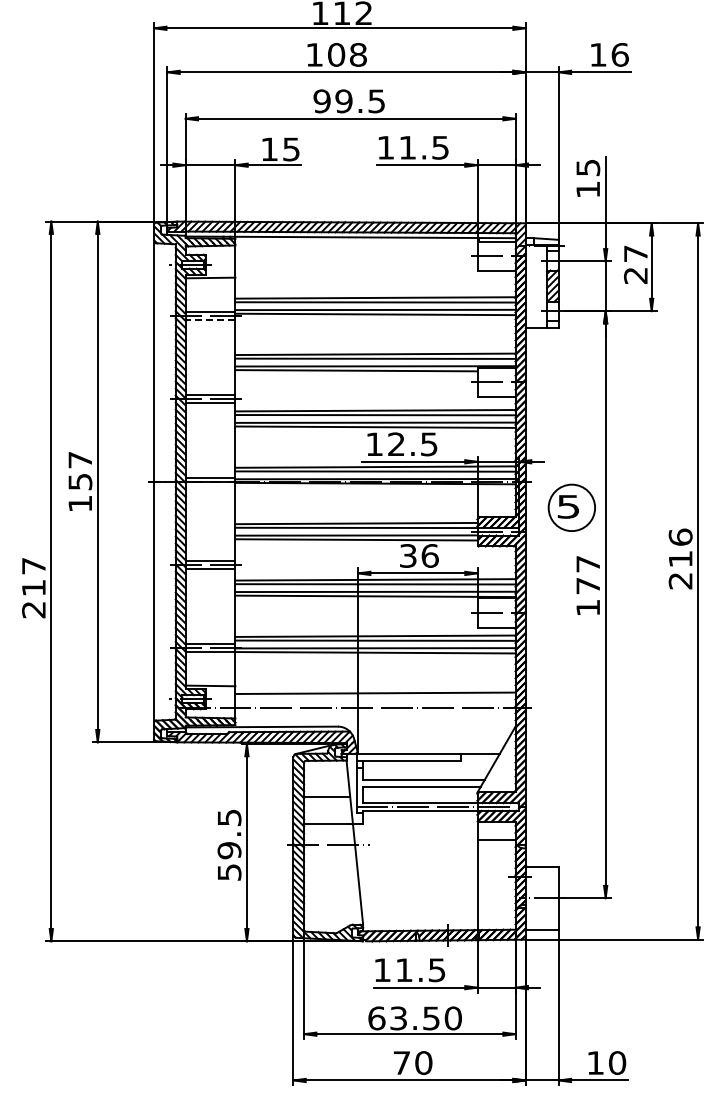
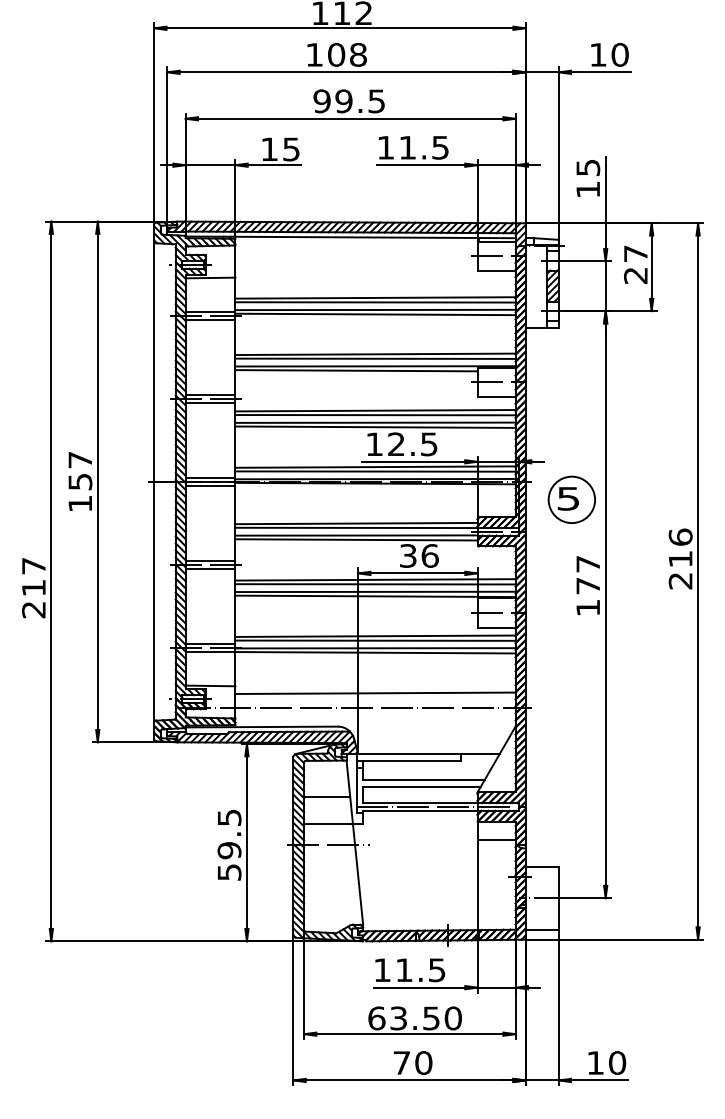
text: 16 -> 10 (619, 54)
line: dashed -> solid (210, 320)
line: none -> present (210, 485)
part position: (571, 507) -> (571, 499) (571, 499)
